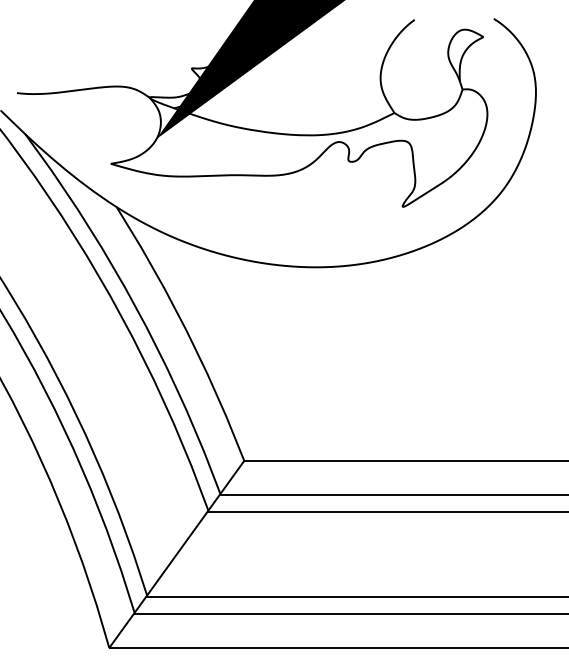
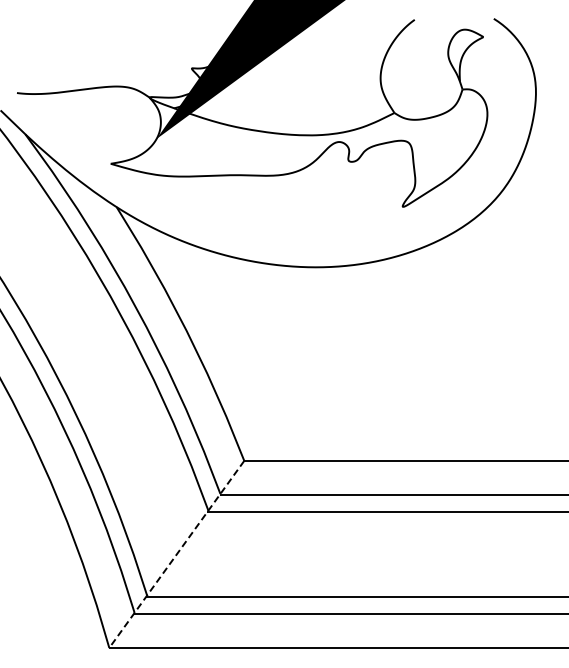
line: solid -> dashed (176, 554)
